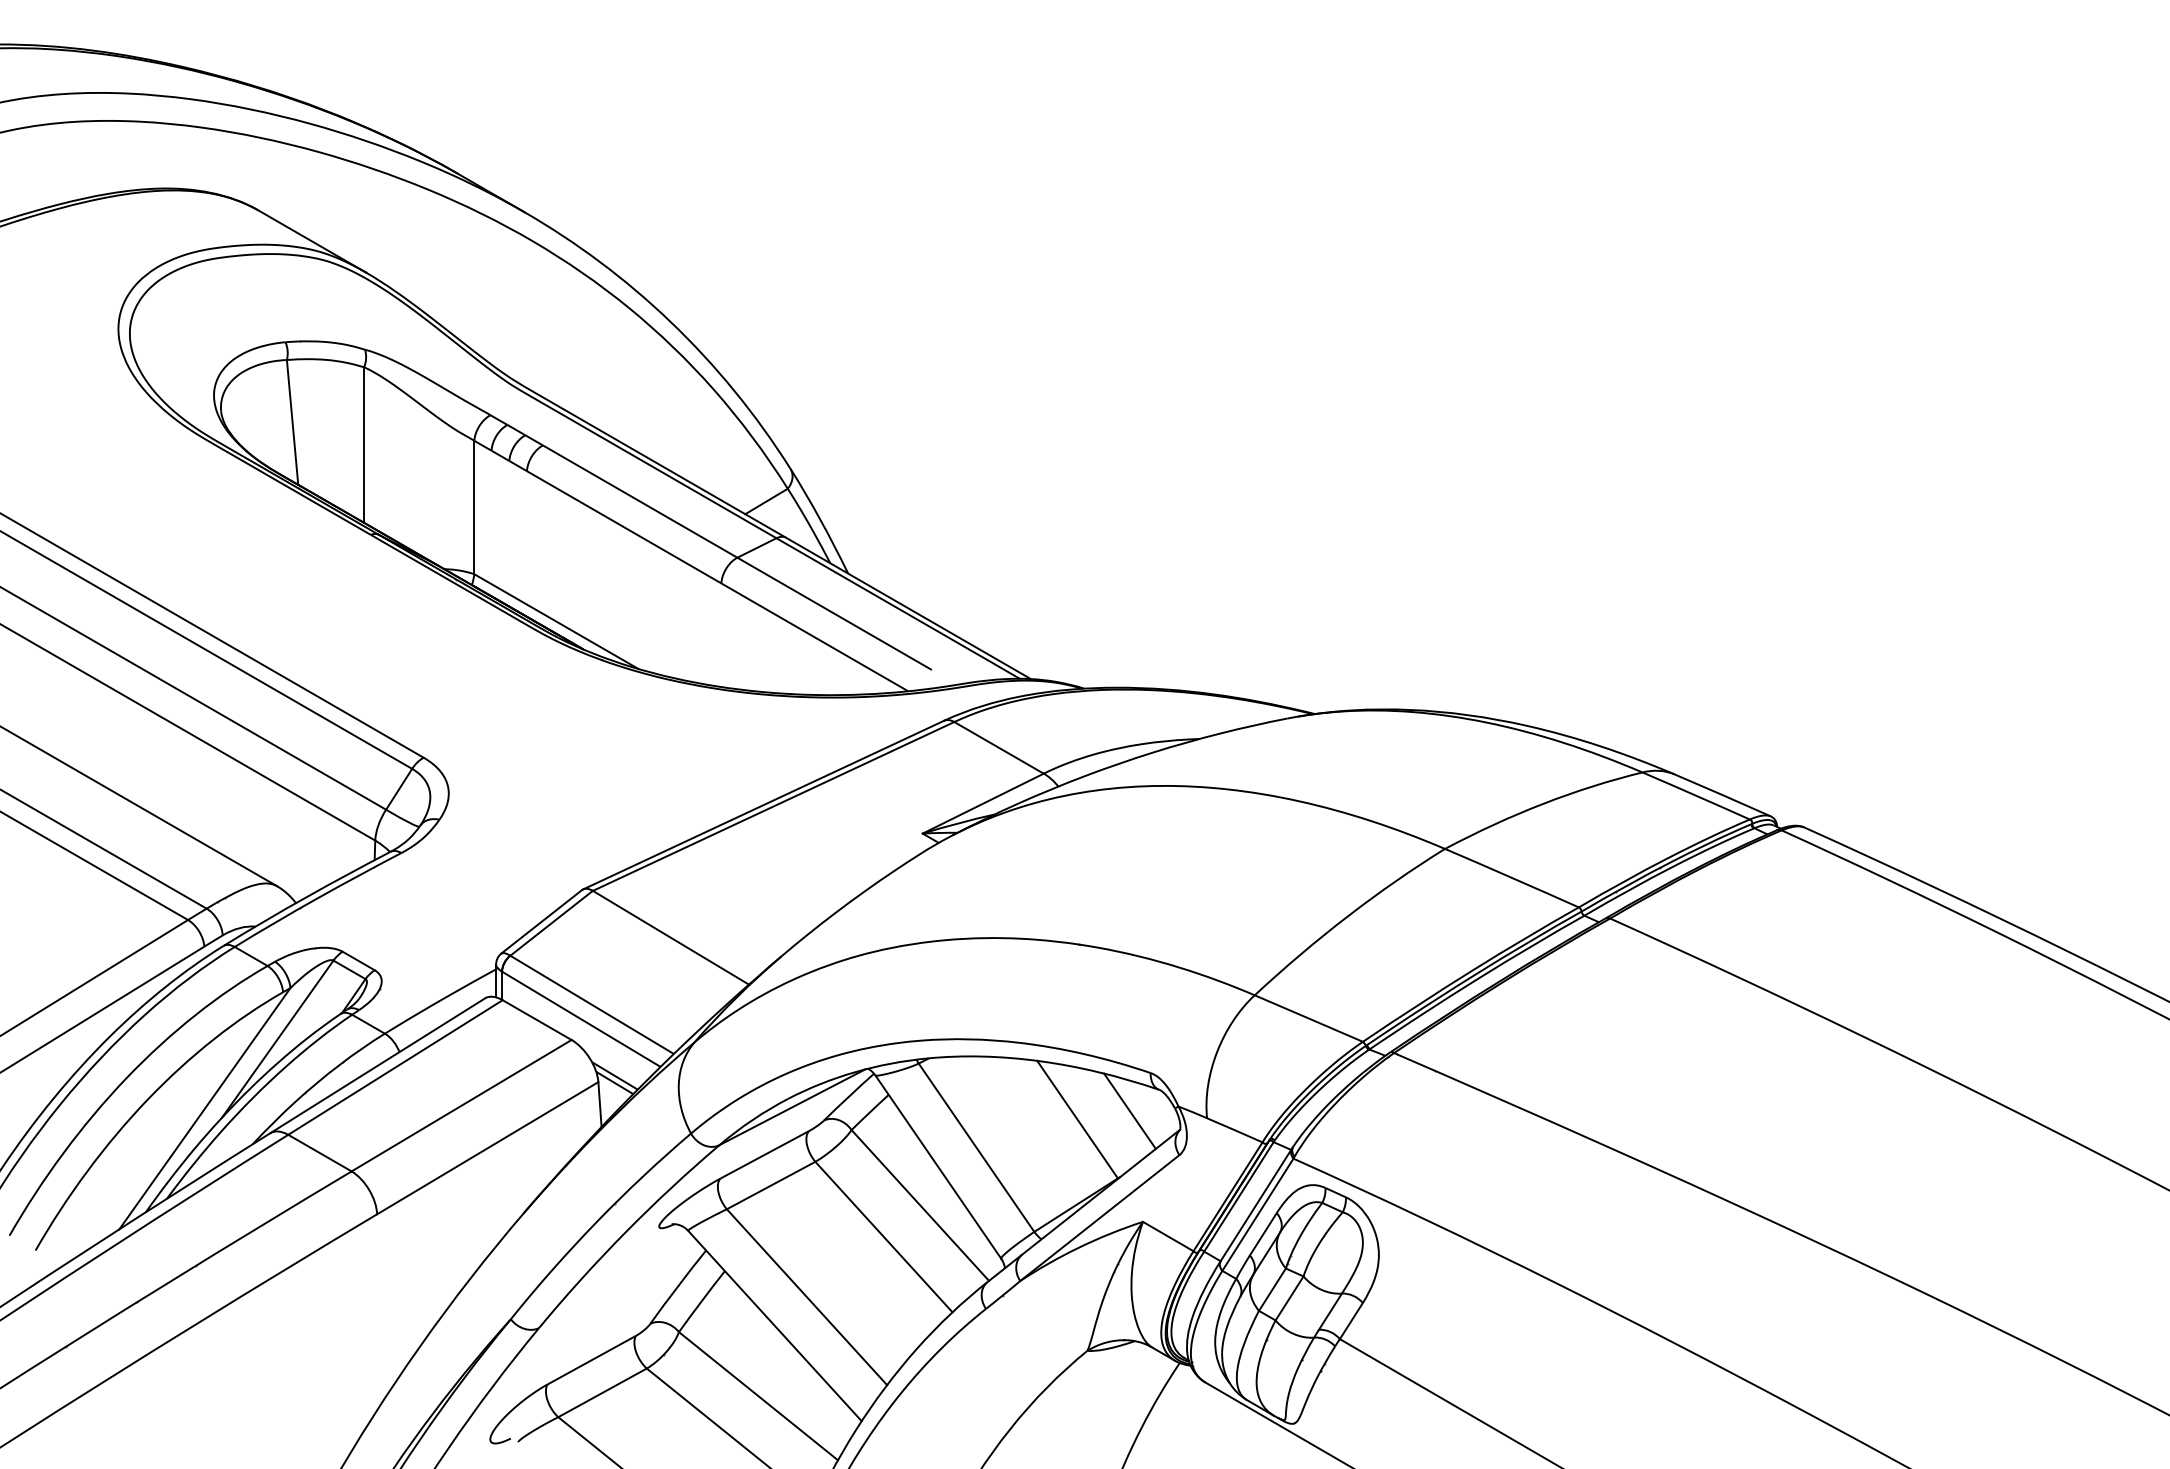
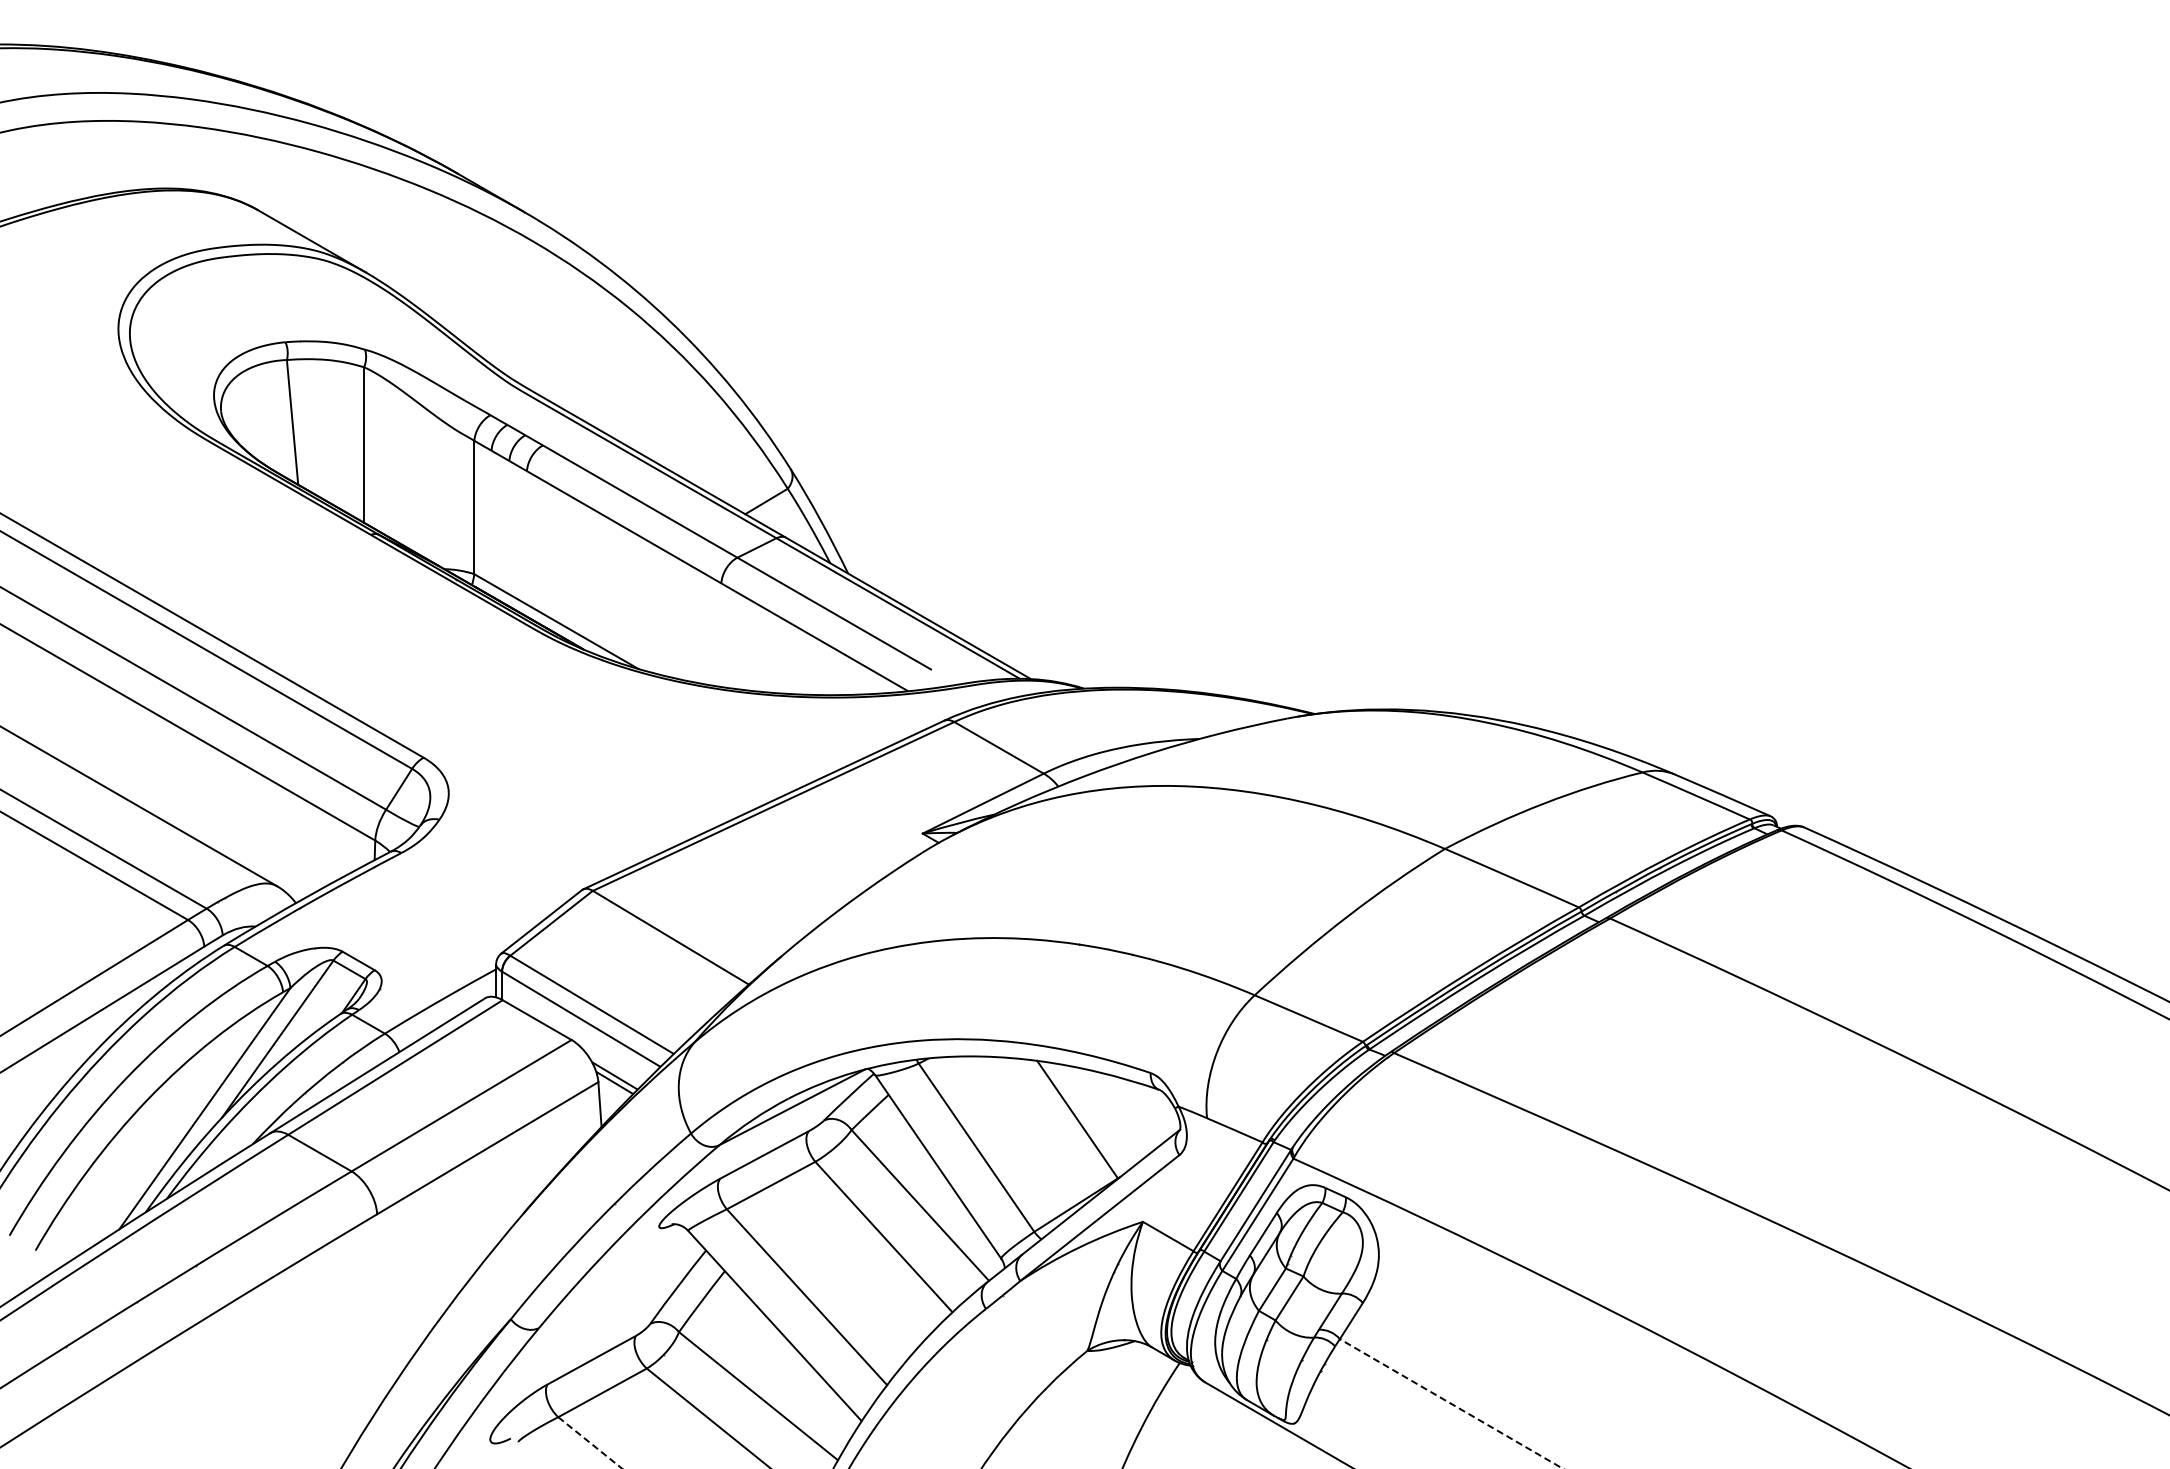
line: present -> none (1129, 1110)
line: solid -> dashed (1451, 1403)
line: solid -> dashed (590, 1442)
